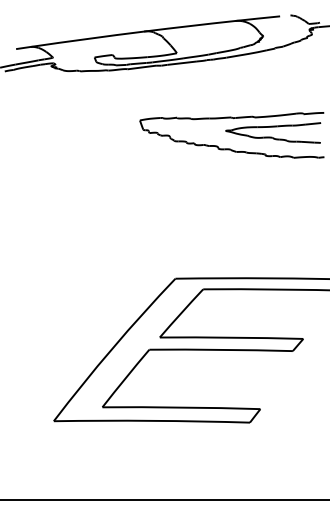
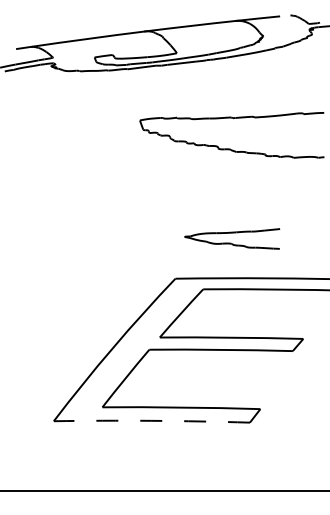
part position: (273, 132) -> (232, 238) (232, 238)
arc: solid -> dashed (151, 420)
line position: (164, 499) -> (164, 490) (164, 490)
